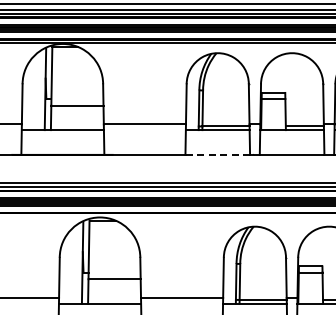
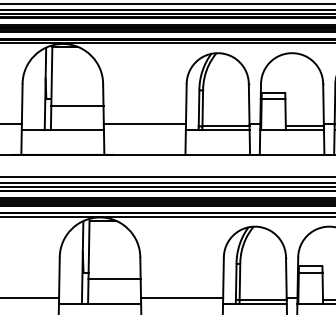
line: dashed -> solid (217, 154)
line: none -> present (167, 177)
line: none -> present (167, 216)
